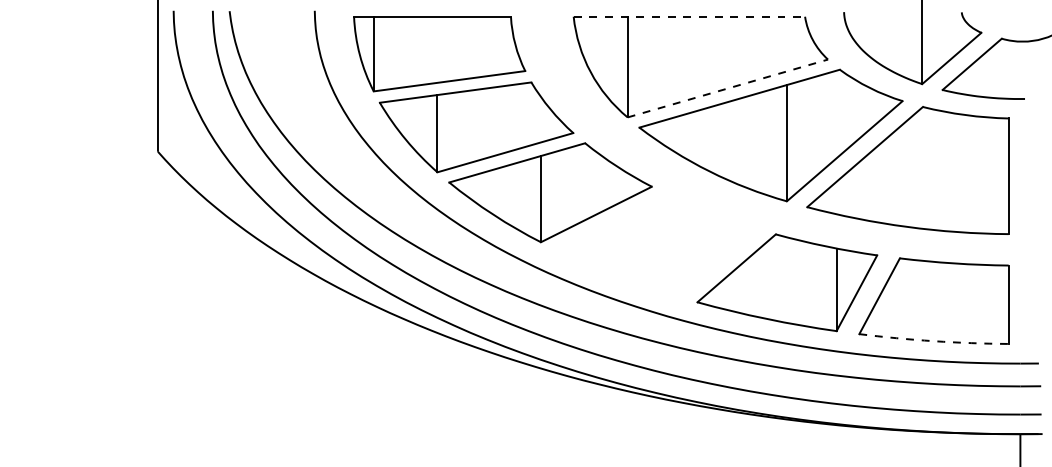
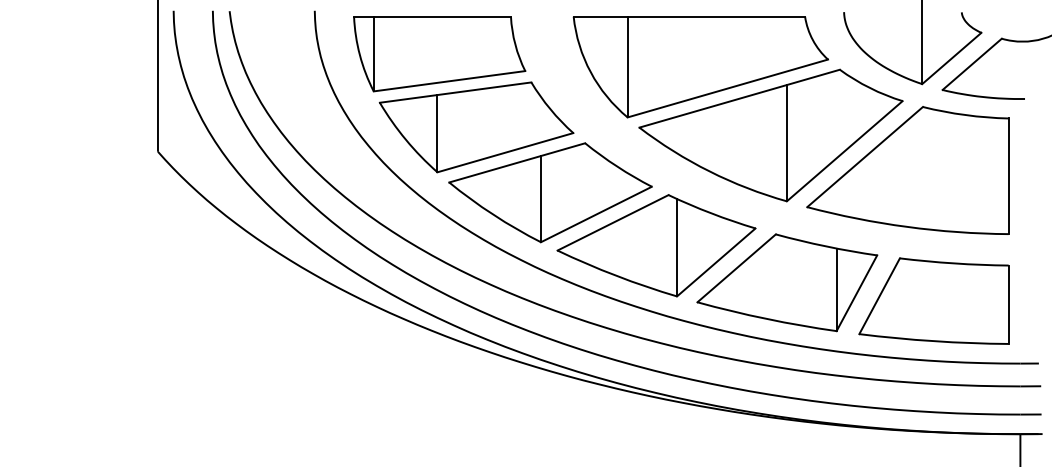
line: dashed -> solid (689, 16)
line: dashed -> solid (728, 88)
part: none -> present (656, 245)
arc: dashed -> solid (933, 341)
